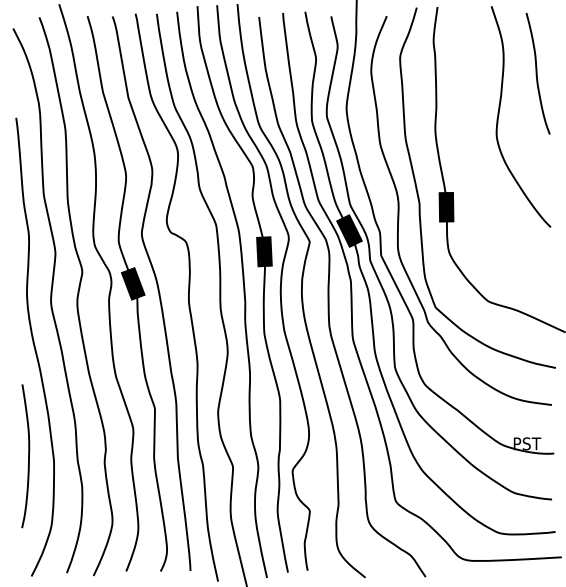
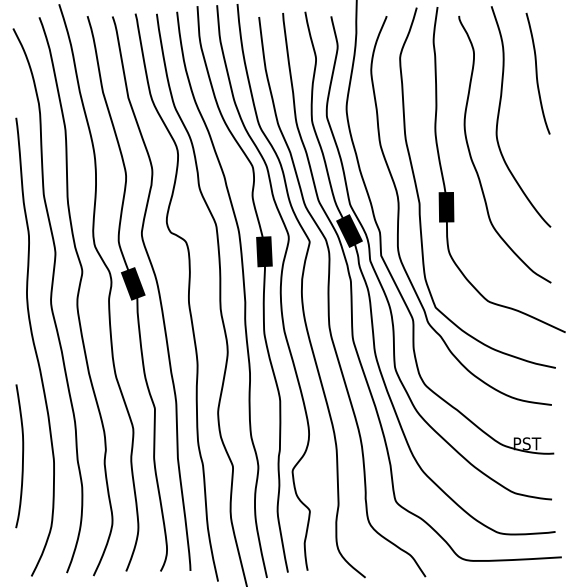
curve: none -> present (474, 163)
curve position: (28, 456) -> (22, 456) (22, 456)
